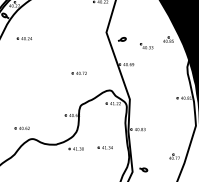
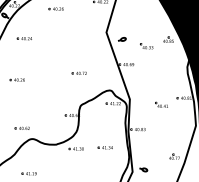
part: none -> present (55, 8)
part: none -> present (16, 79)
part: none -> present (161, 104)
part: none -> present (28, 173)
